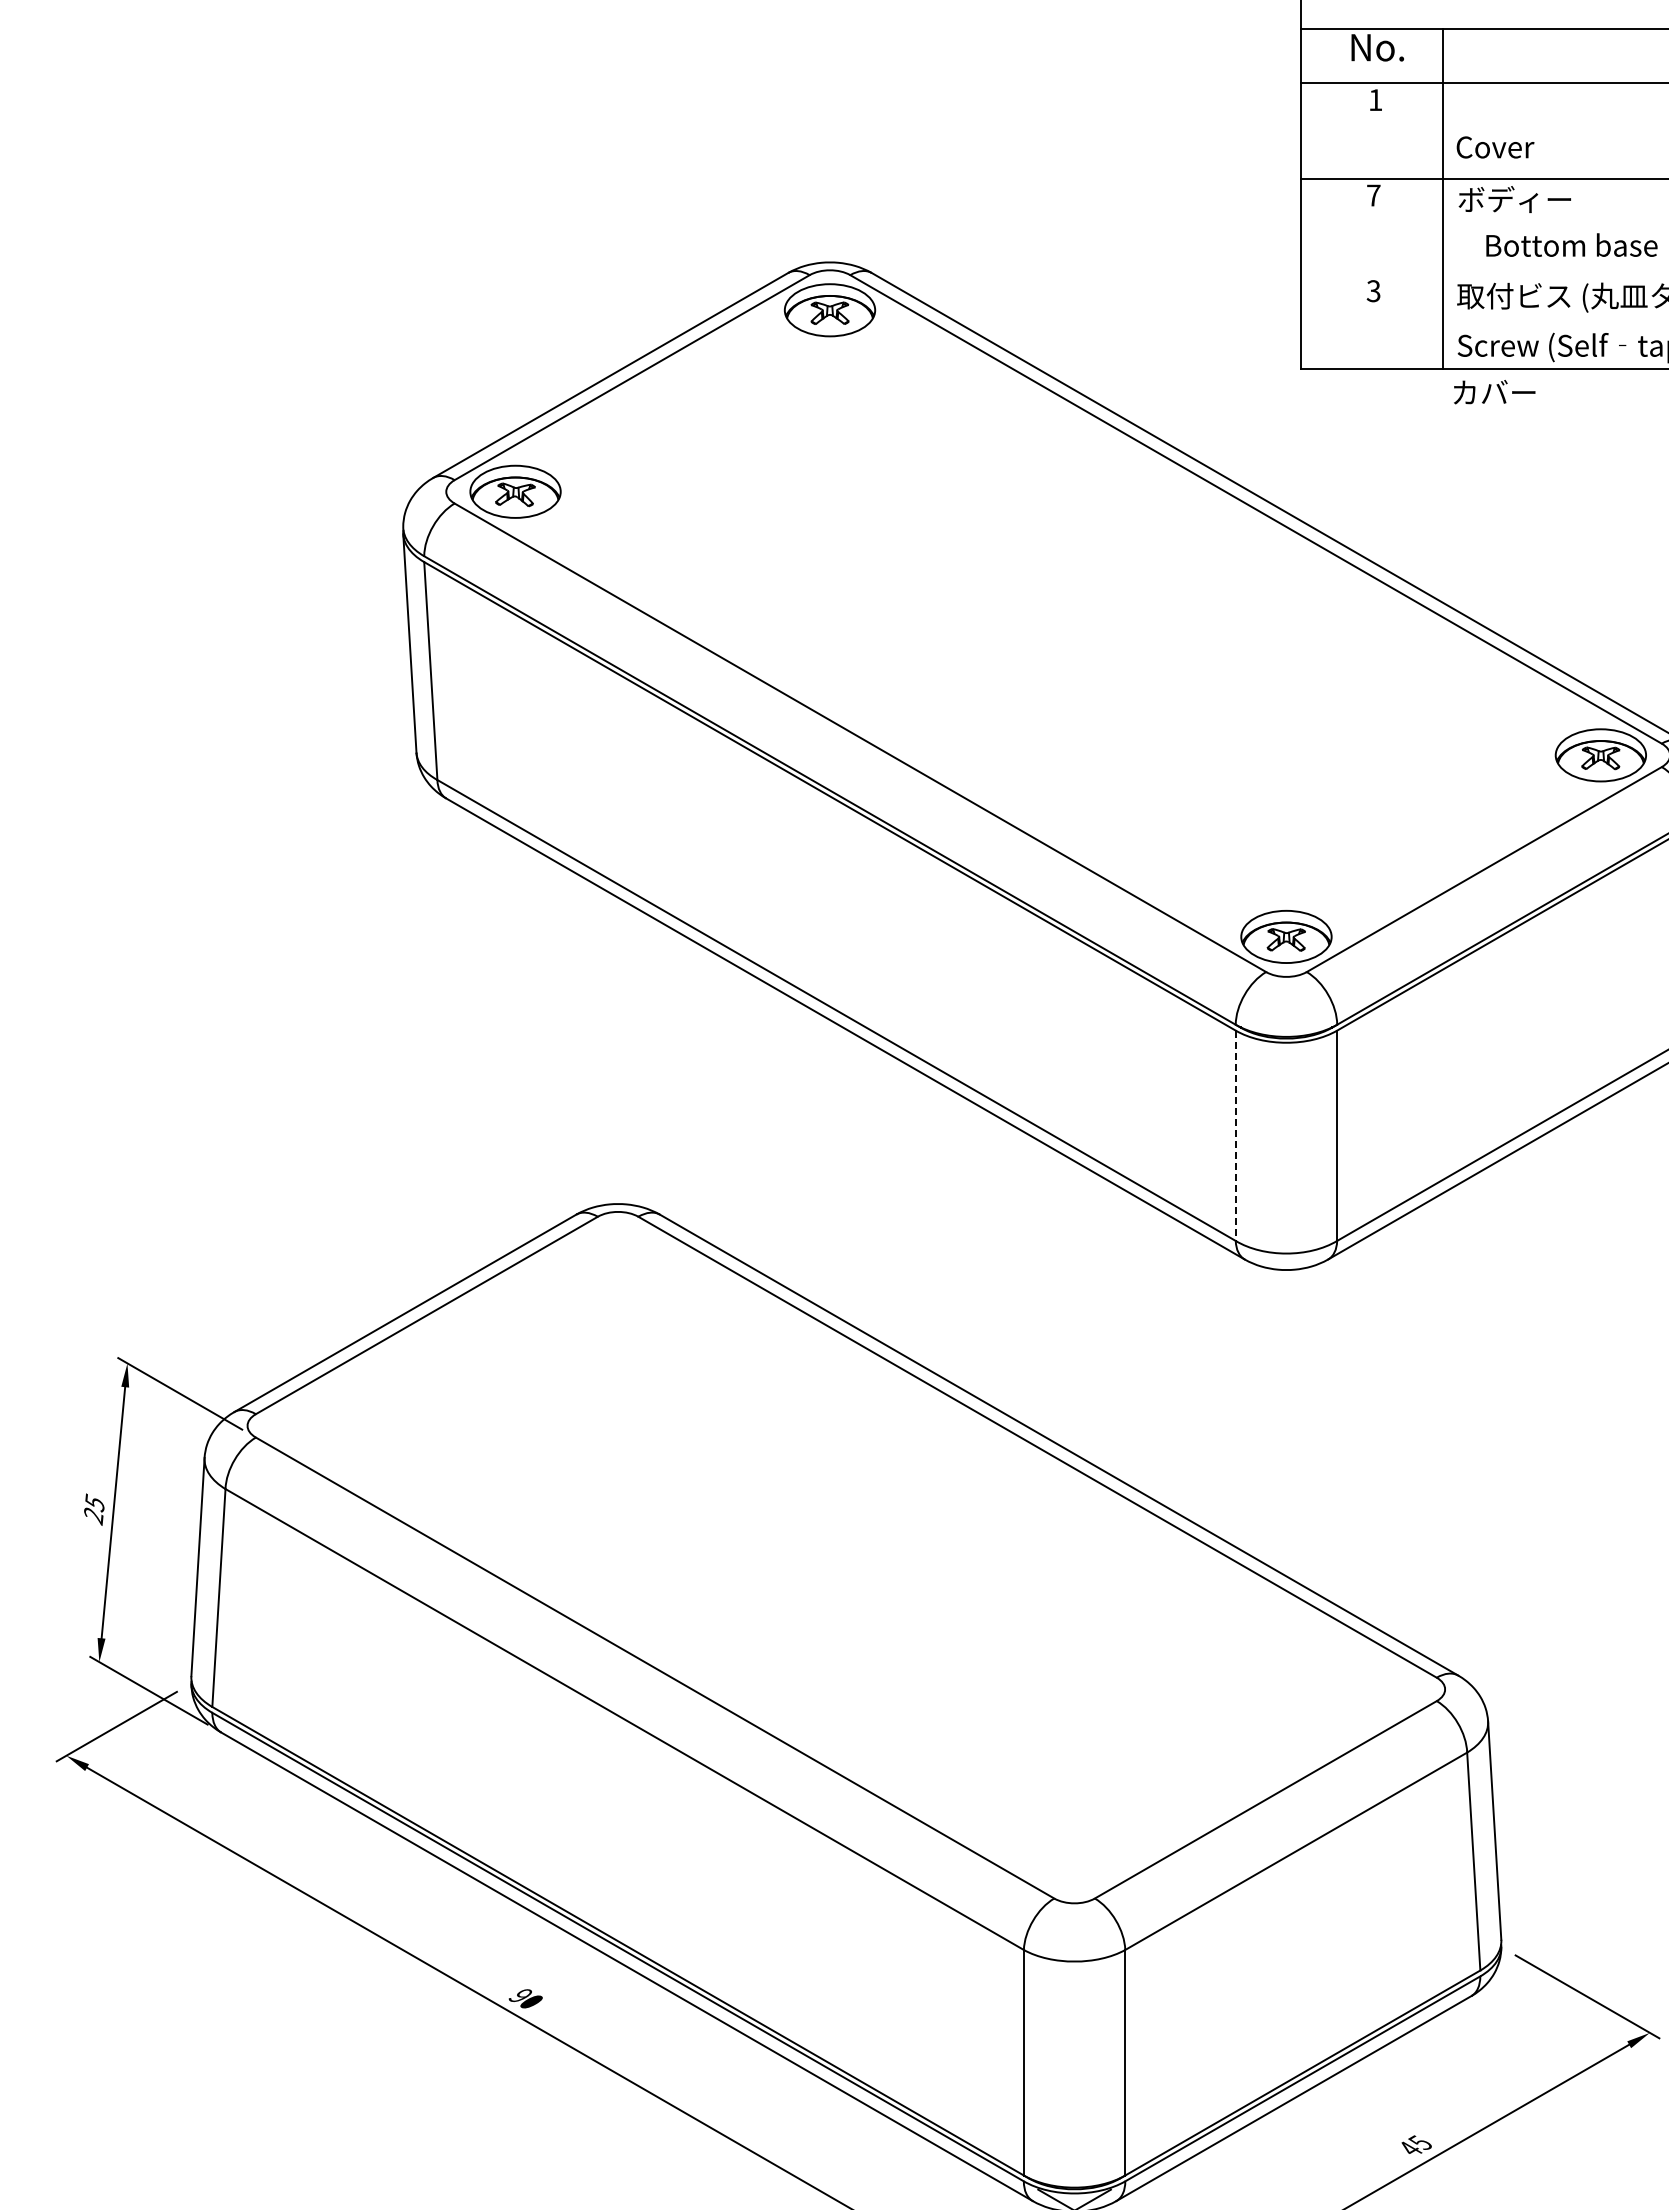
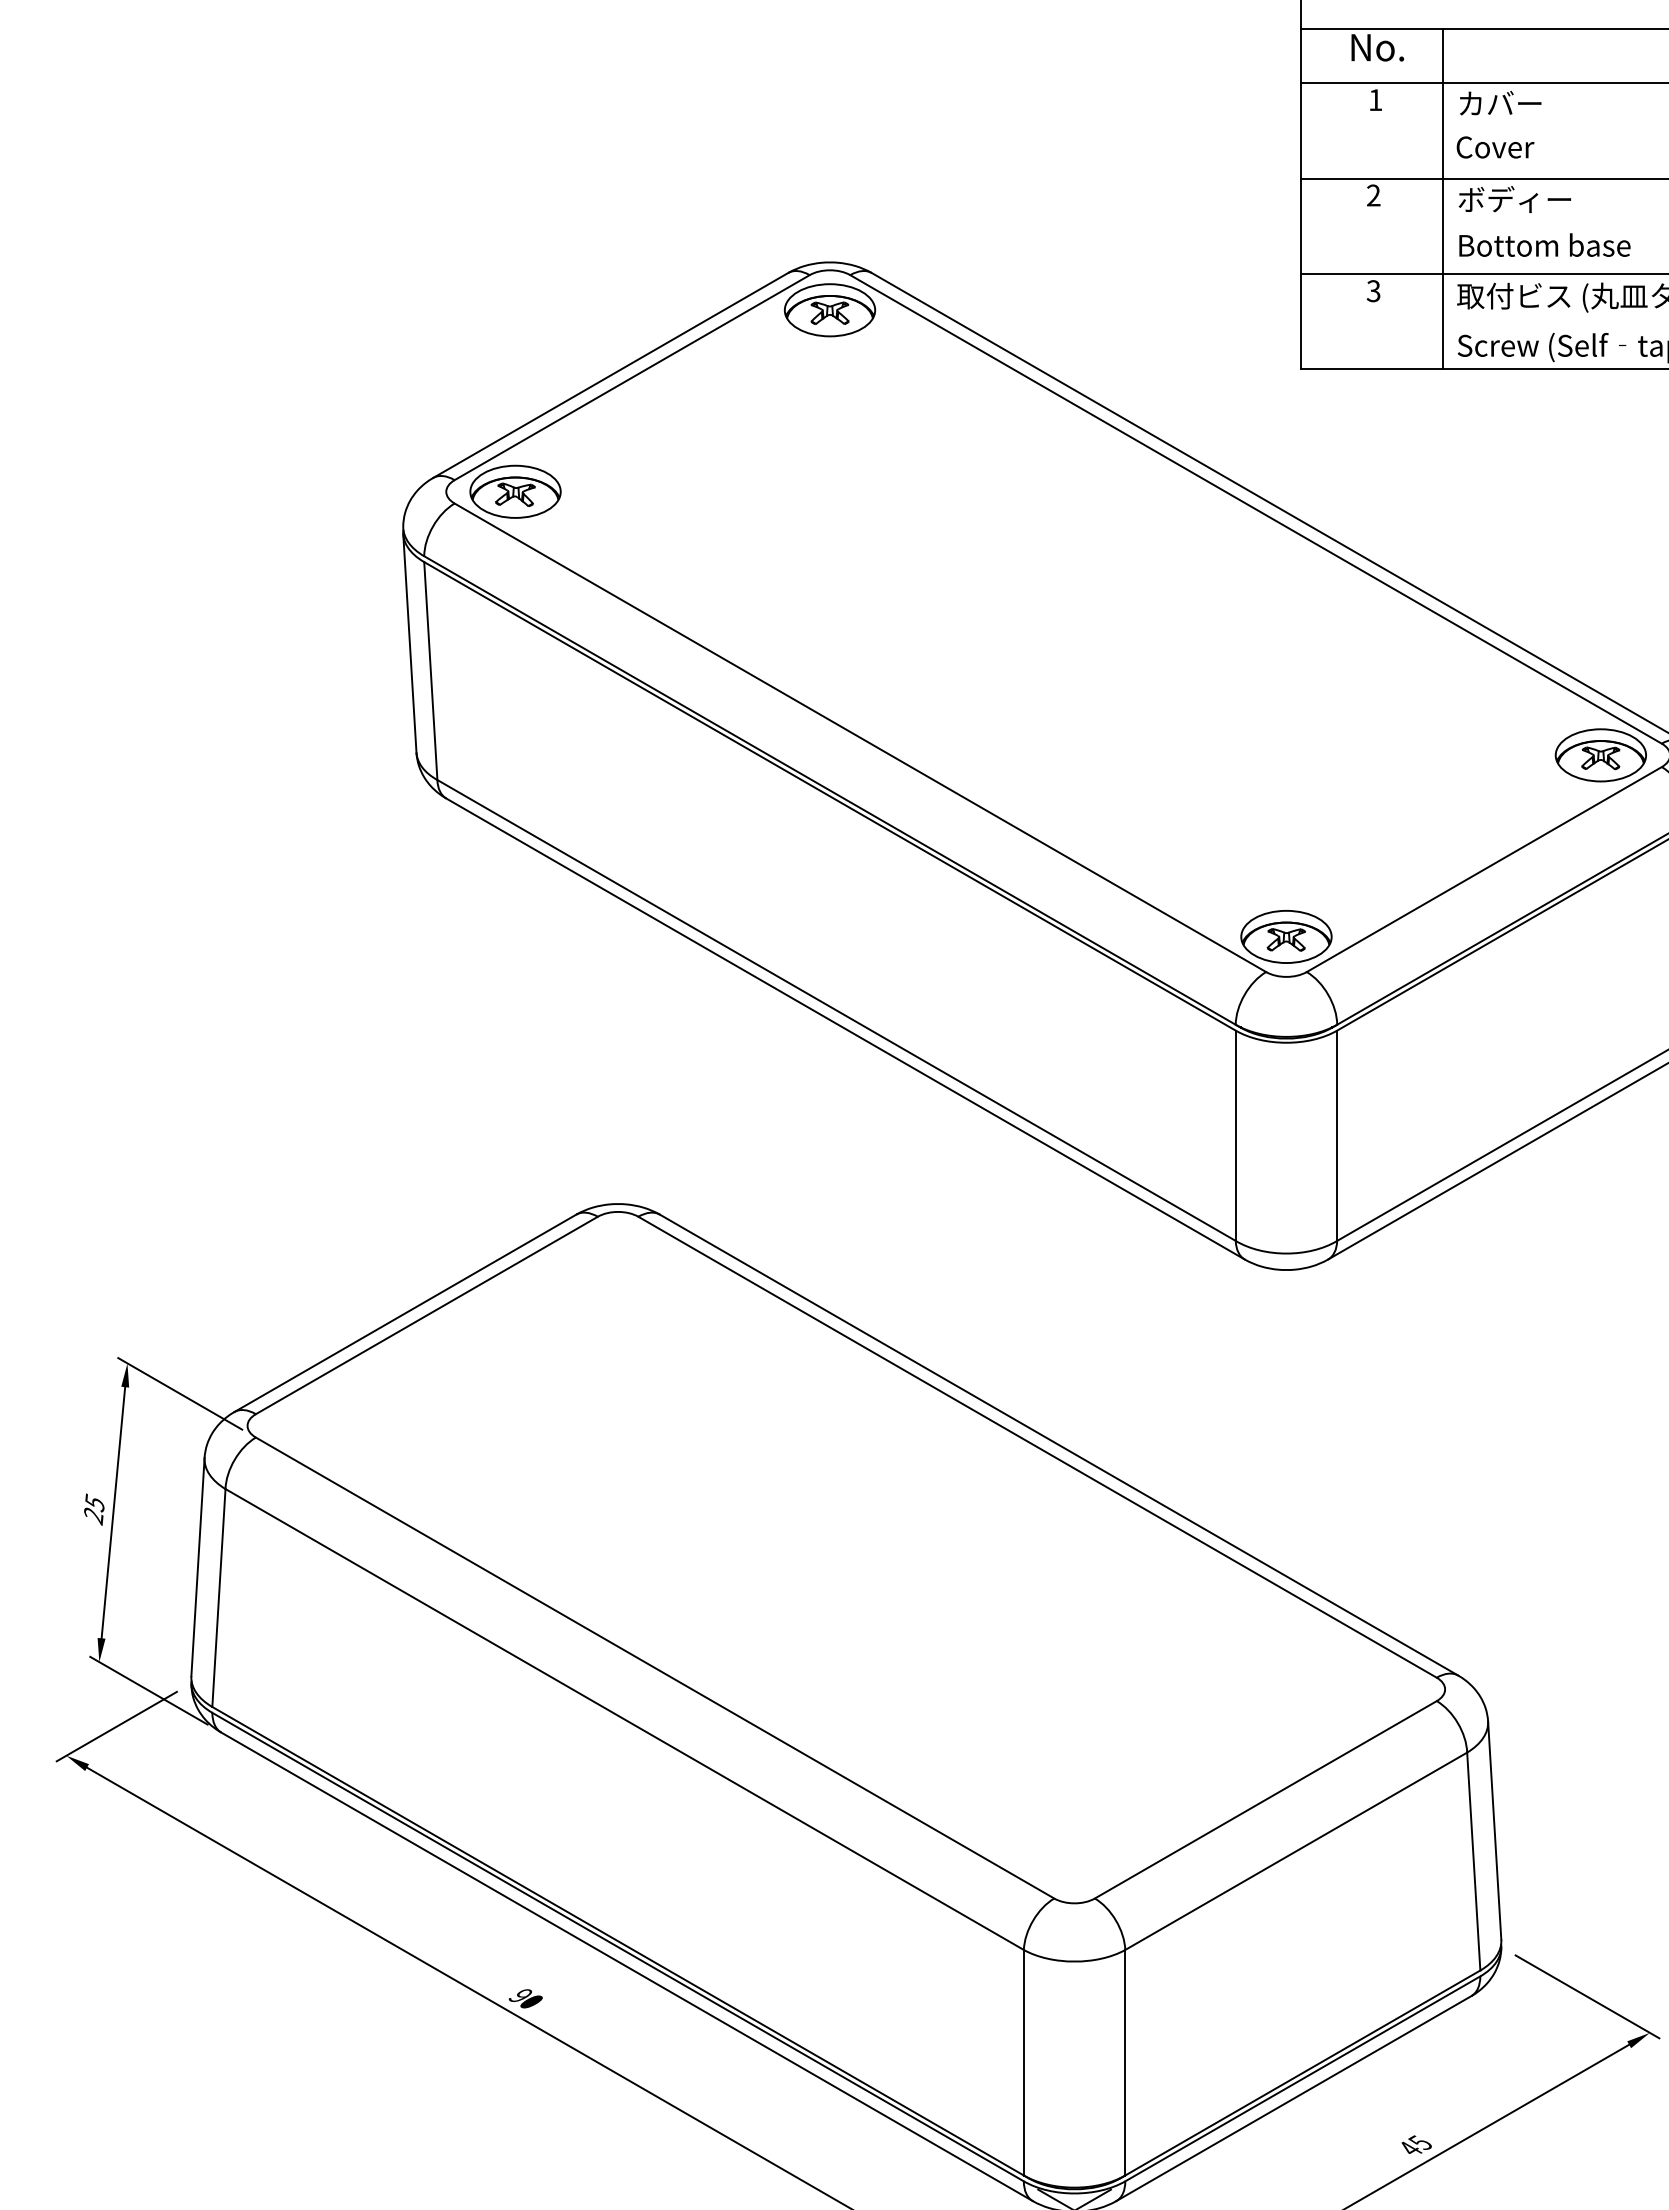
text: 7 -> 2 (1373, 195)
text position: (1571, 244) -> (1544, 244) (1544, 244)
line: none -> present (1482, 273)
text position: (1494, 392) -> (1500, 103) (1500, 103)
line: dashed -> solid (1235, 1136)
